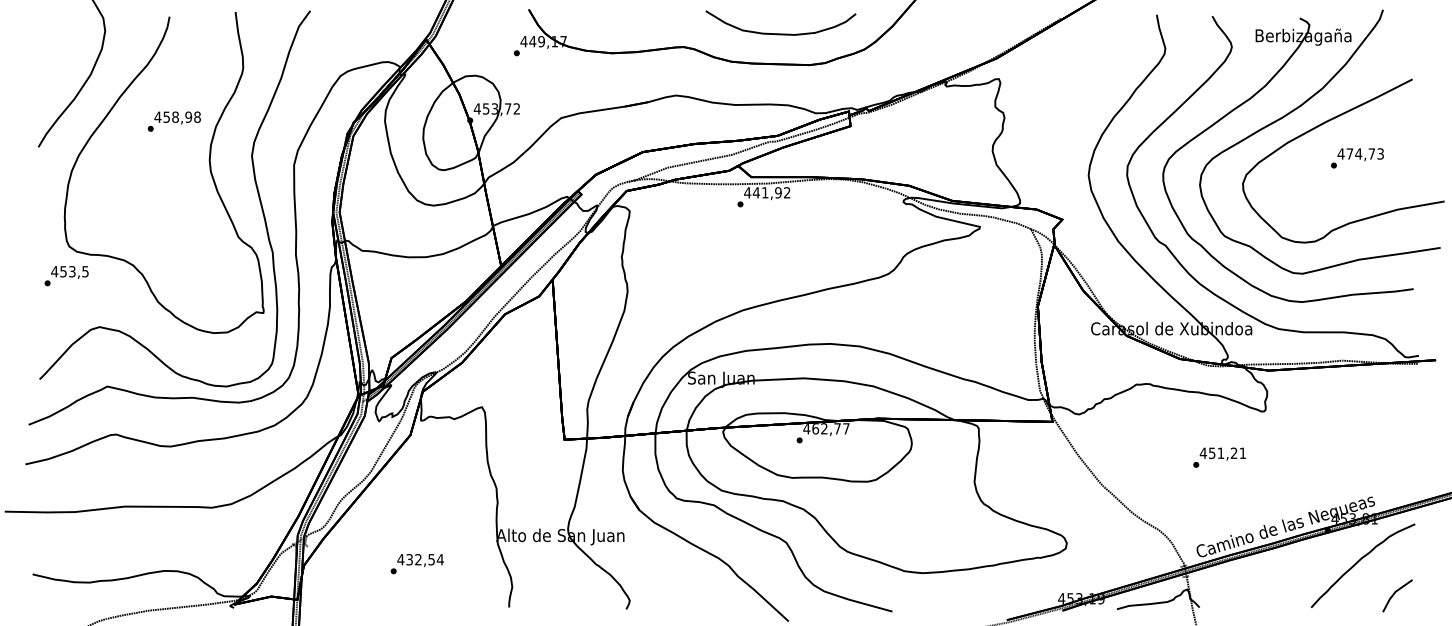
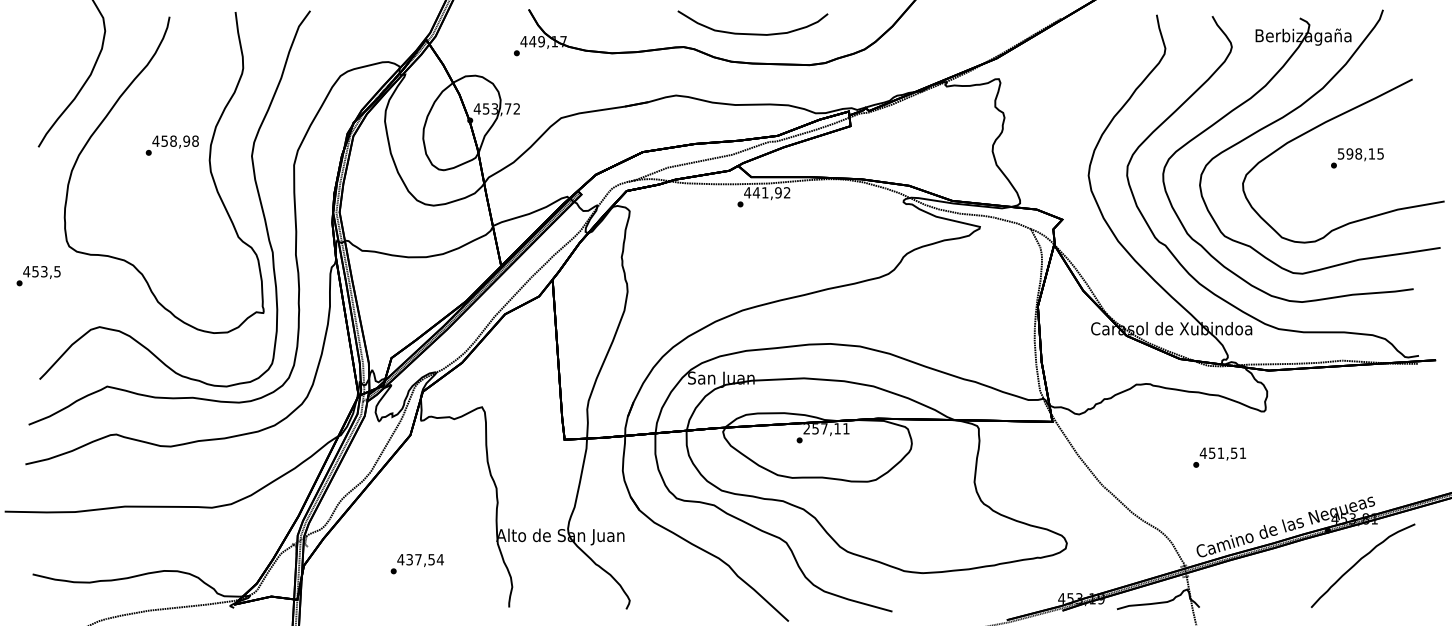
curve position: (780, 33) -> (752, 33) (752, 33)
text position: (173, 121) -> (171, 145) (171, 145)
text: 474,73 -> 598,15 (1360, 153)
text position: (66, 276) -> (38, 276) (38, 276)
text: 462,77 -> 257,11 (826, 428)
text: 451,21 -> 451,51 (1234, 453)
text: 432,54 -> 437,54 (418, 559)
line: present -> none (1395, 593)
